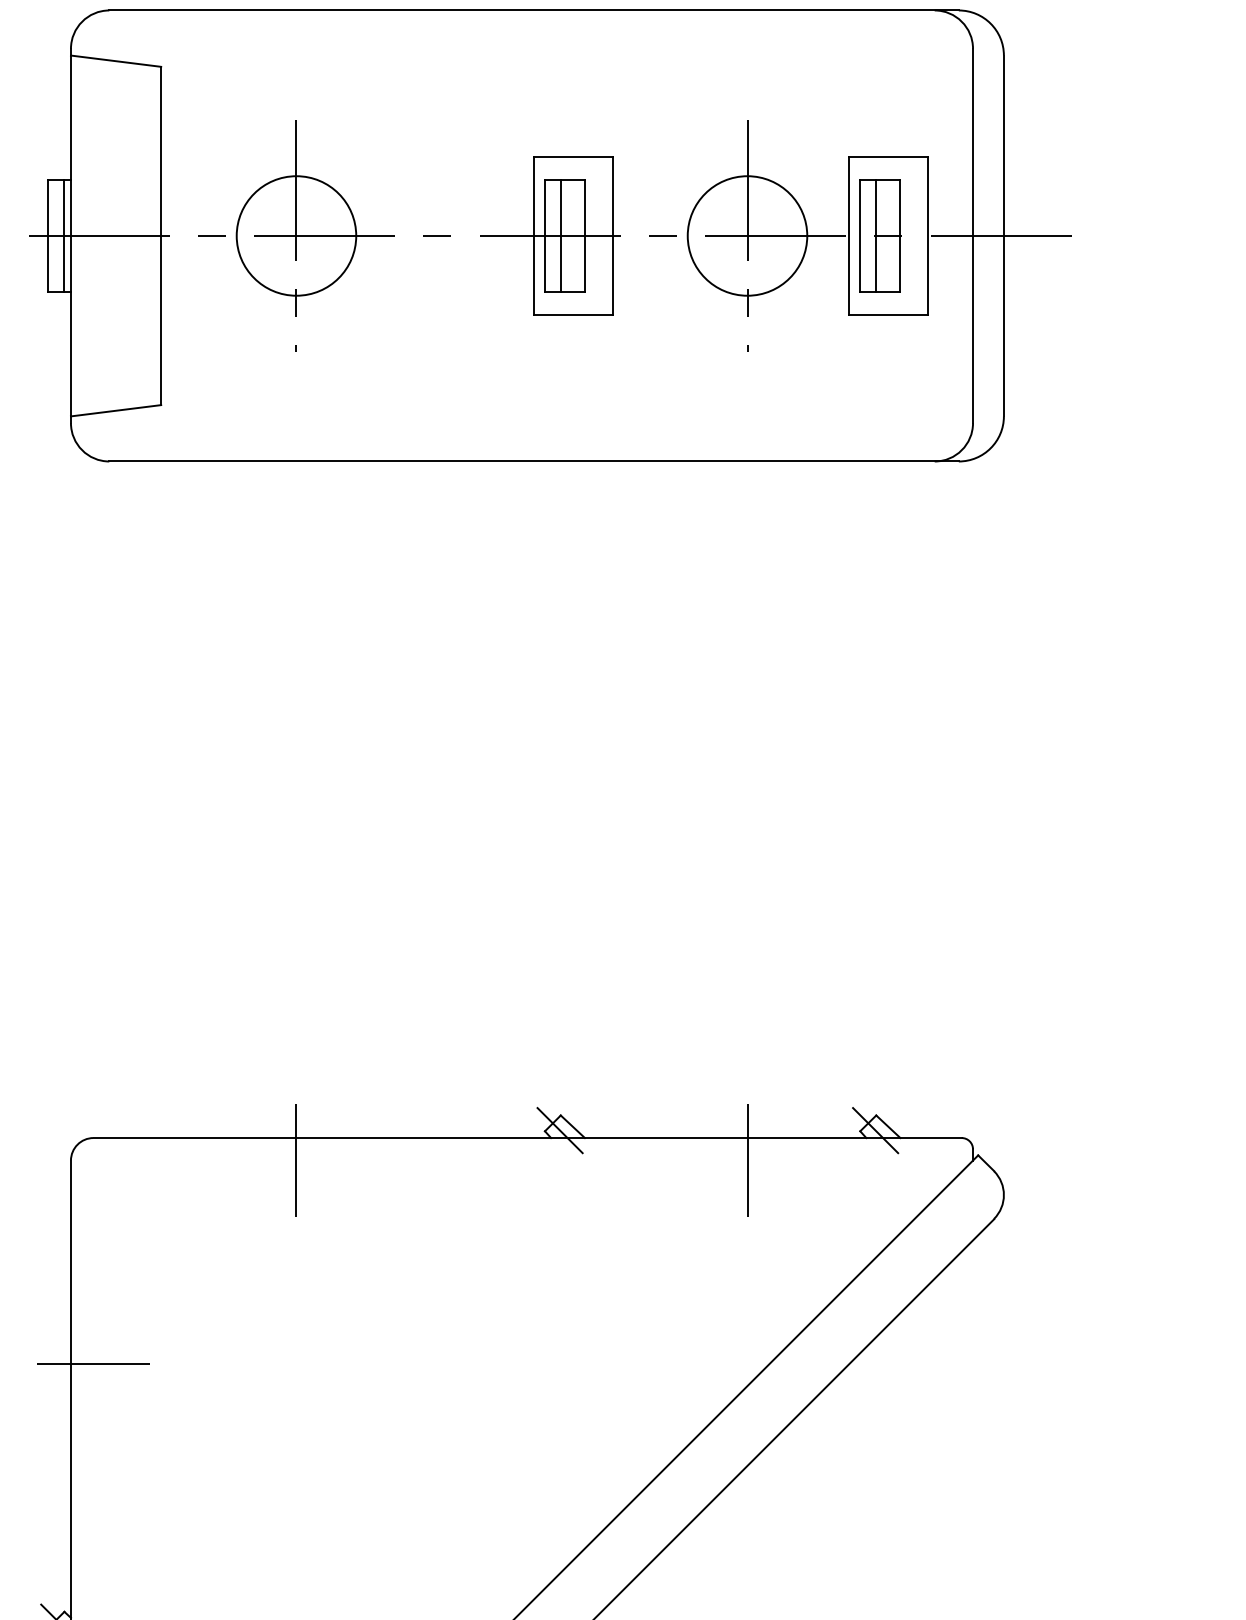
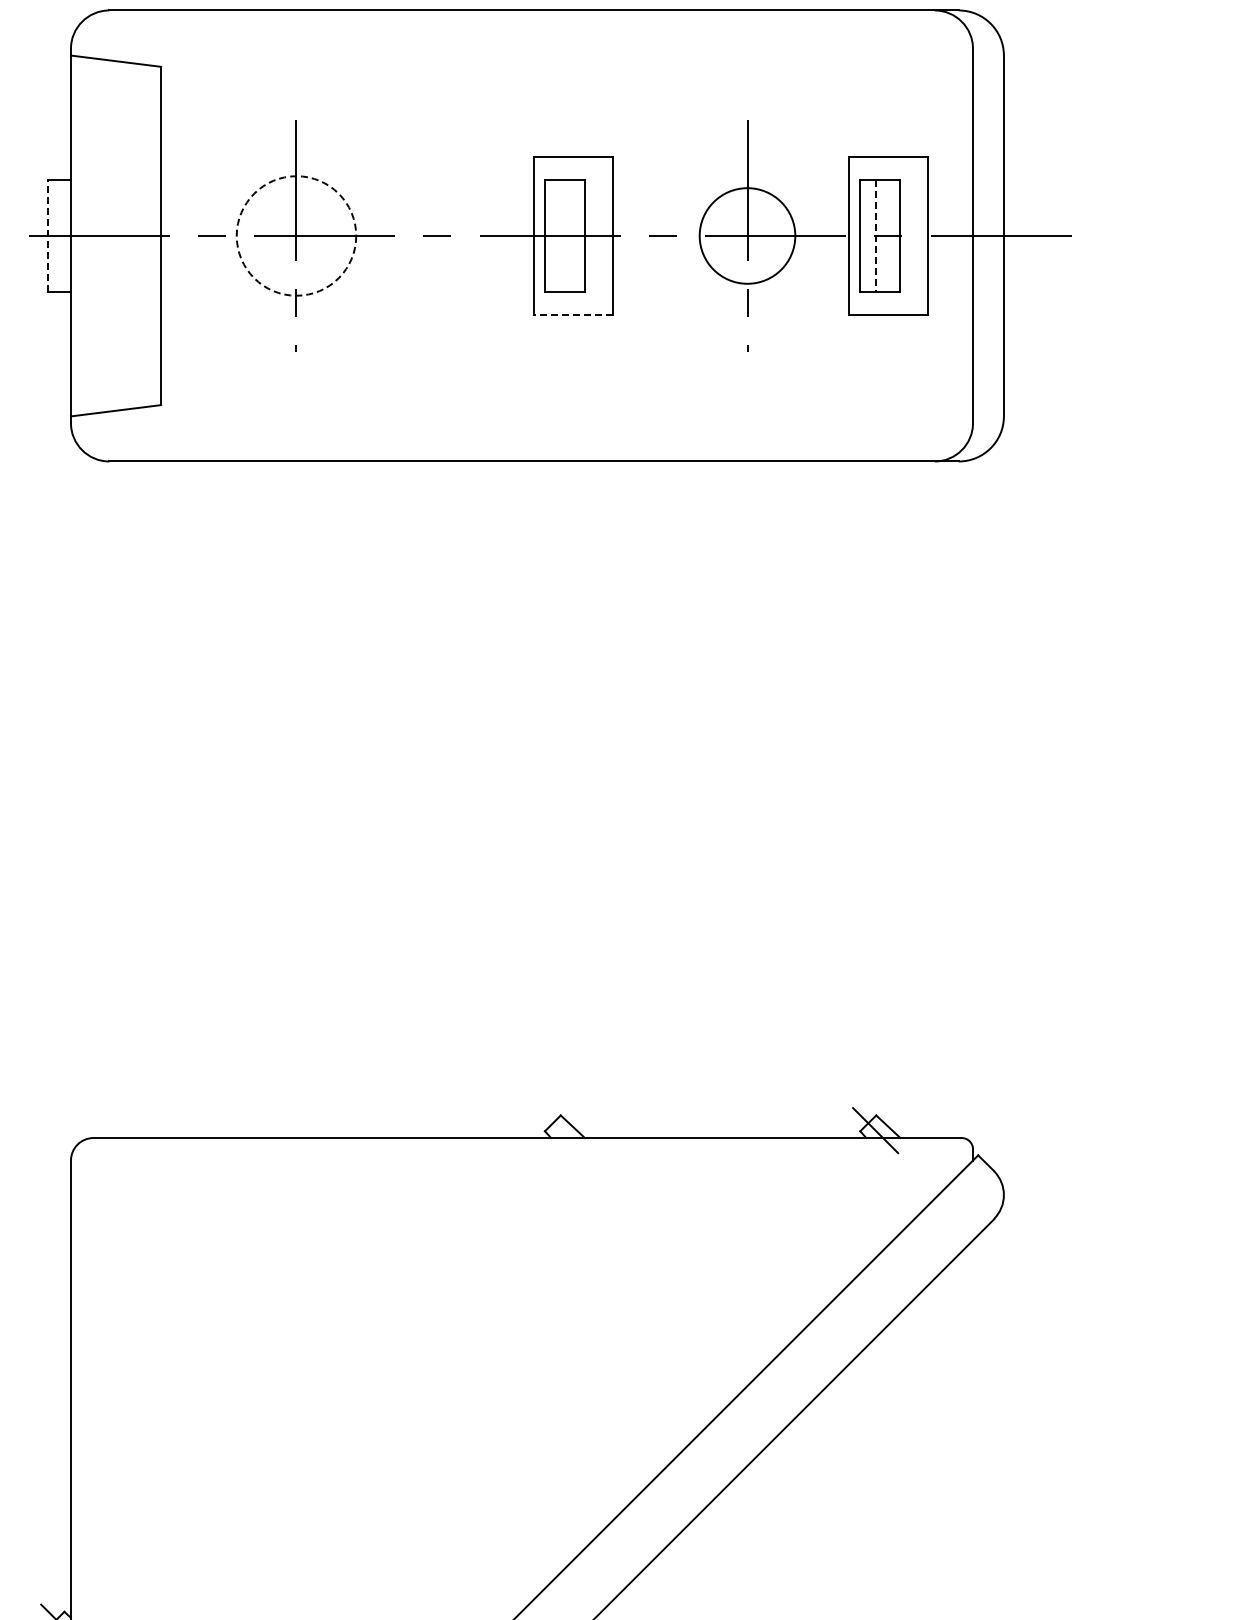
line: solid -> dashed (48, 235)
line: present -> none (64, 235)
circle: solid -> dashed (296, 235)
line: present -> none (560, 235)
circle diameter: 120 px -> 96 px (747, 235)
line: solid -> dashed (876, 236)
line: solid -> dashed (572, 314)
line: present -> none (559, 1130)
line: present -> none (296, 1160)
line: present -> none (747, 1160)
line: present -> none (93, 1363)
